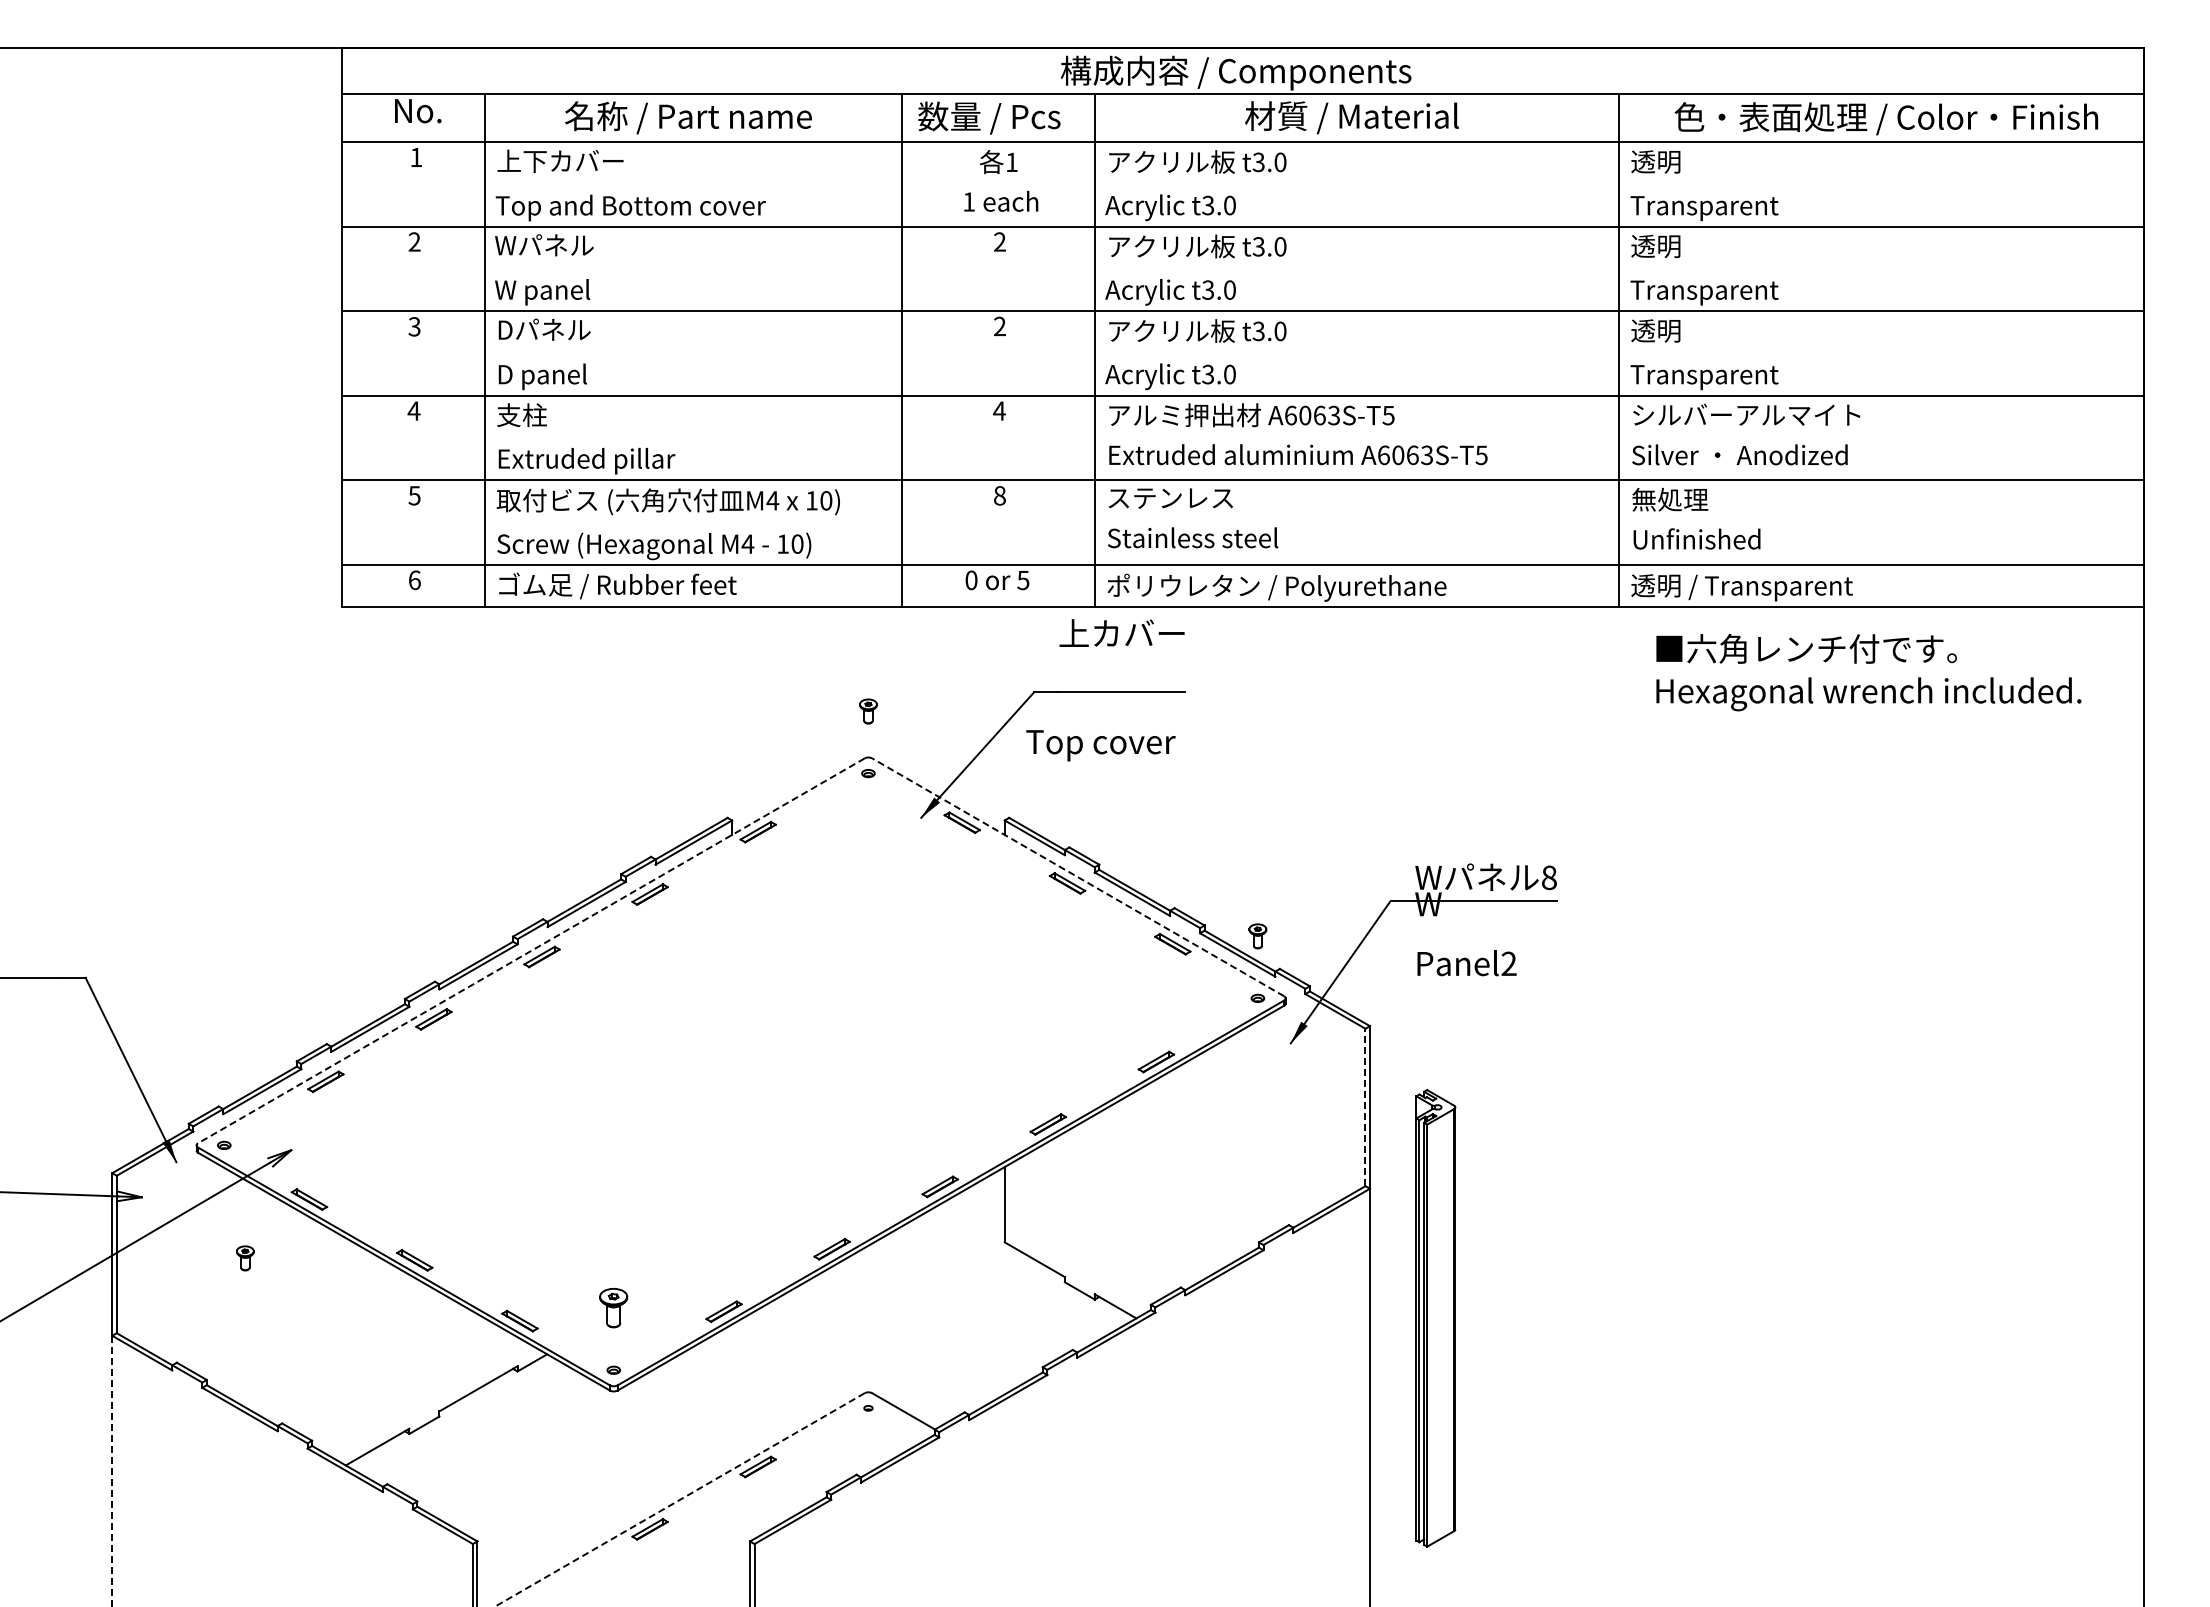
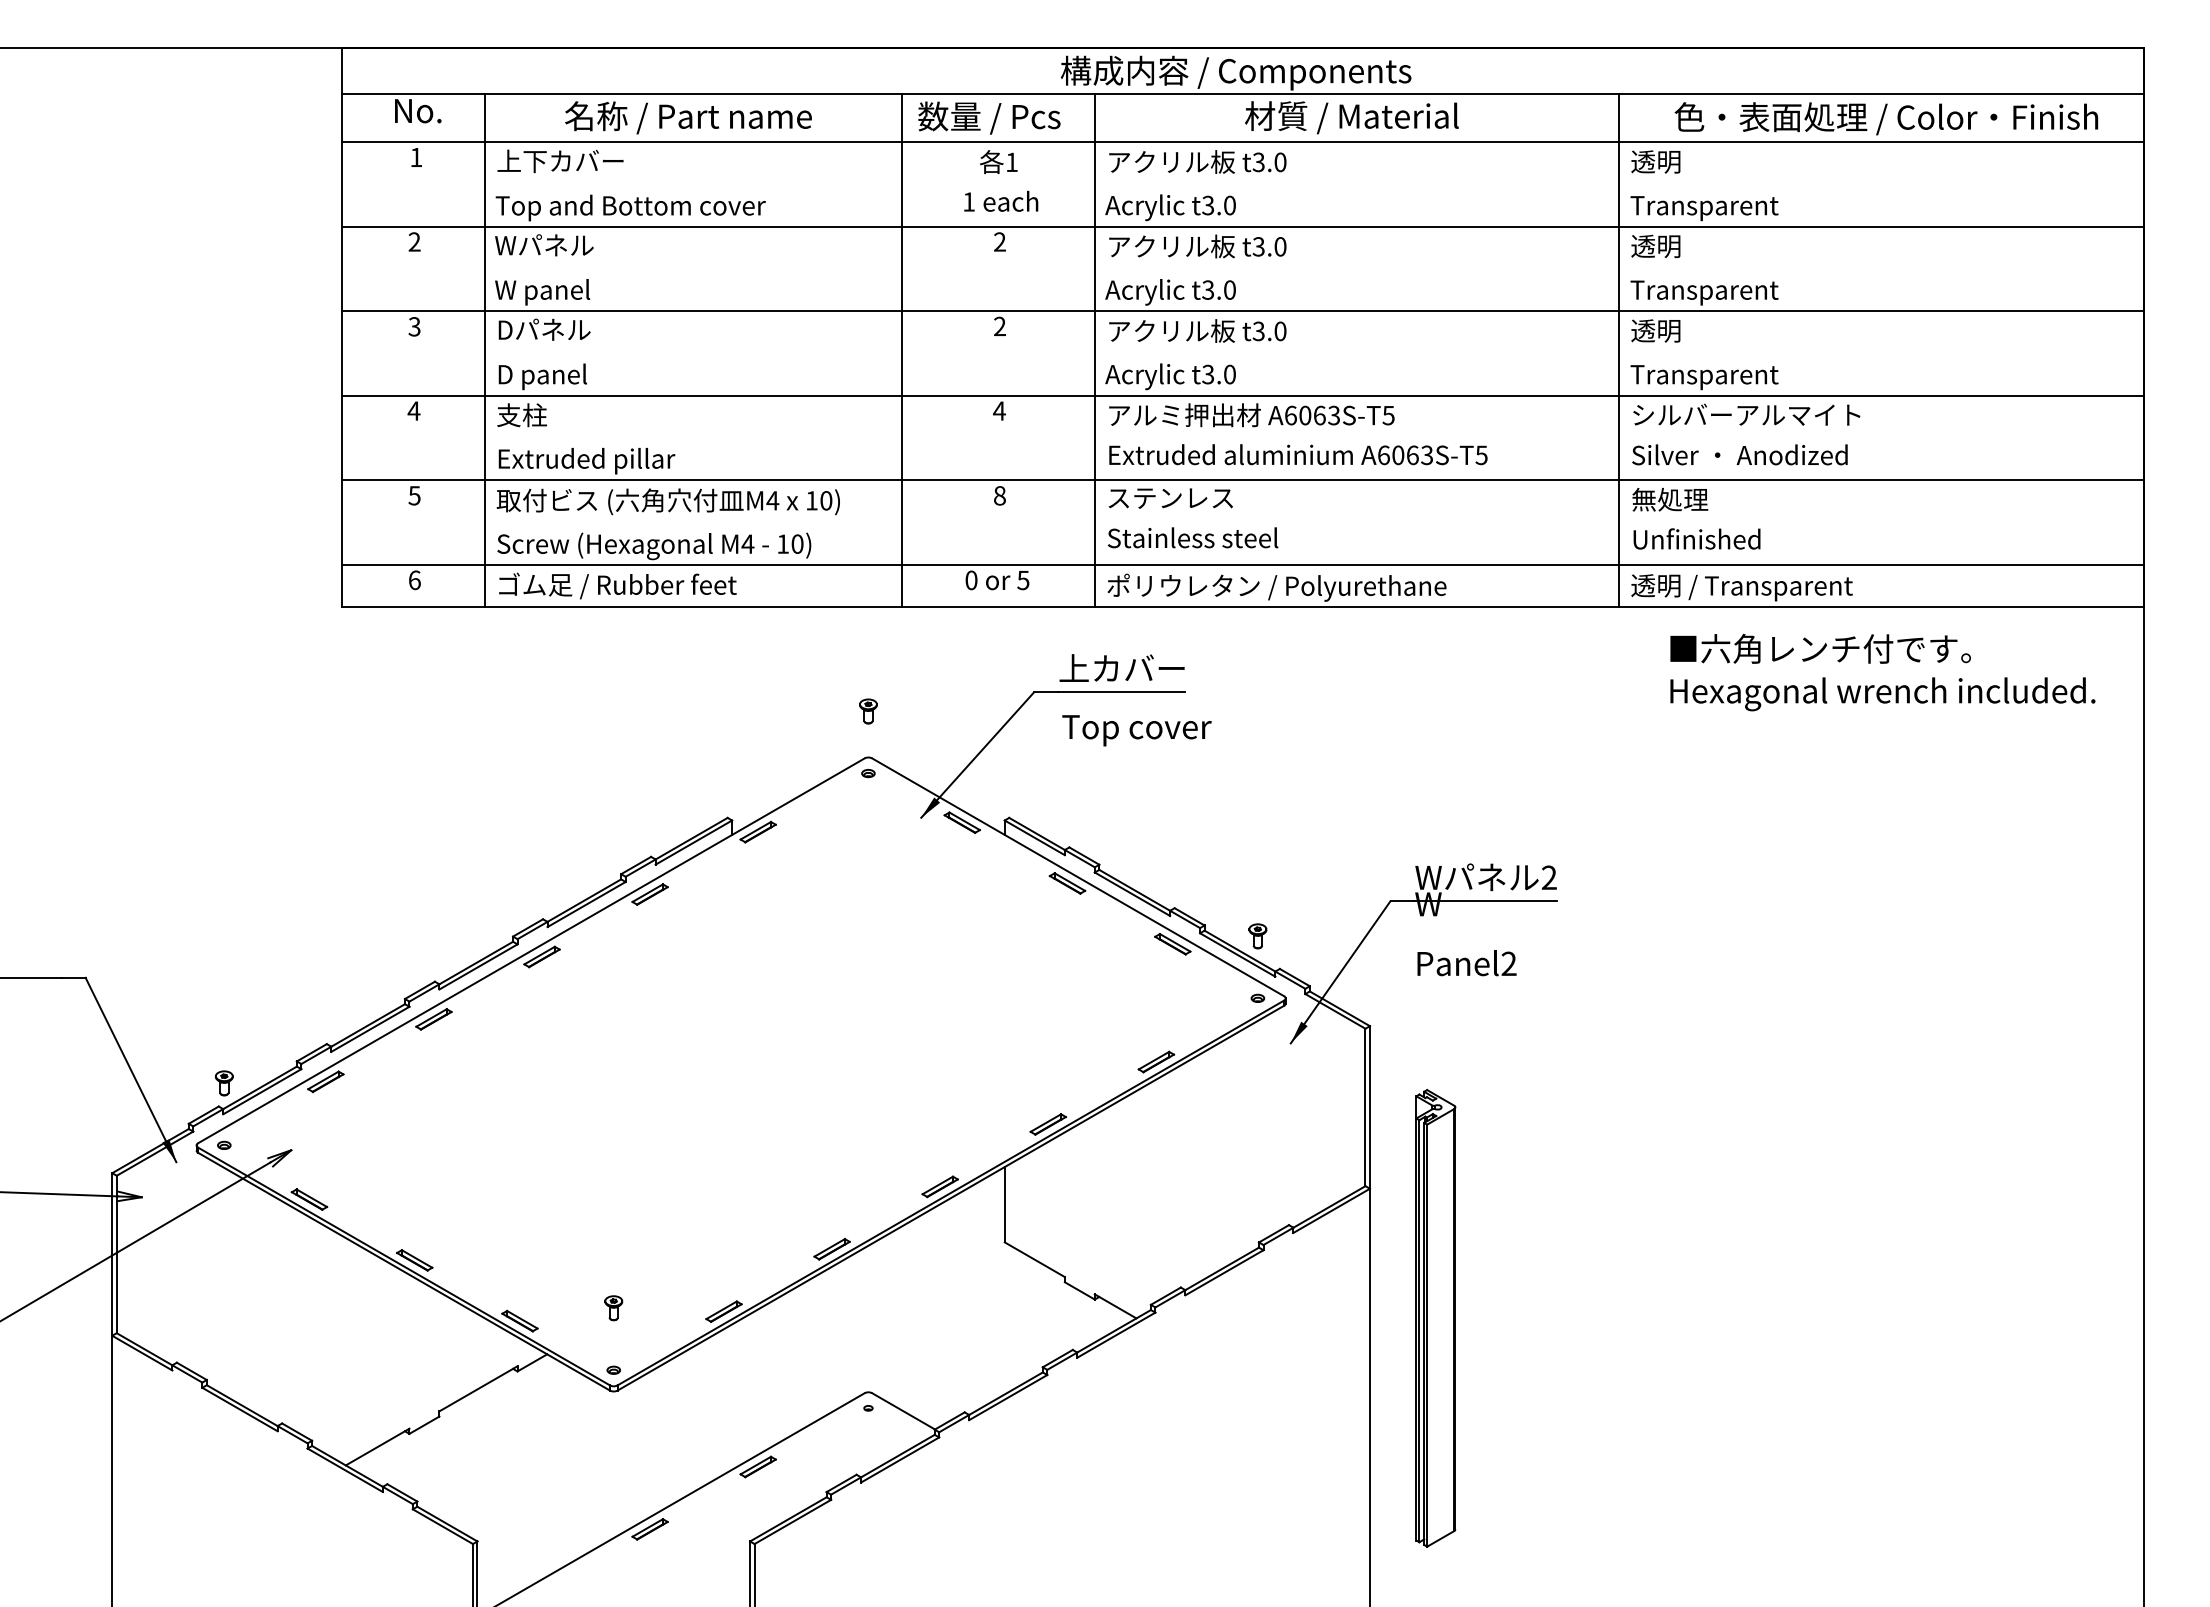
text position: (1121, 632) -> (1121, 667) (1121, 667)
text position: (1868, 672) -> (1882, 672) (1882, 672)
text position: (1100, 745) -> (1136, 730) (1136, 730)
line: dashed -> solid (1078, 877)
text: 8 -> 2 (1548, 877)
line: dashed -> solid (531, 950)
line: dashed -> solid (1365, 1107)
part position: (245, 1258) -> (224, 1083) (224, 1083)
part size: 30x41 px -> 20x27 px (613, 1308)
line: dashed -> solid (112, 1471)
line: dashed -> solid (679, 1500)
